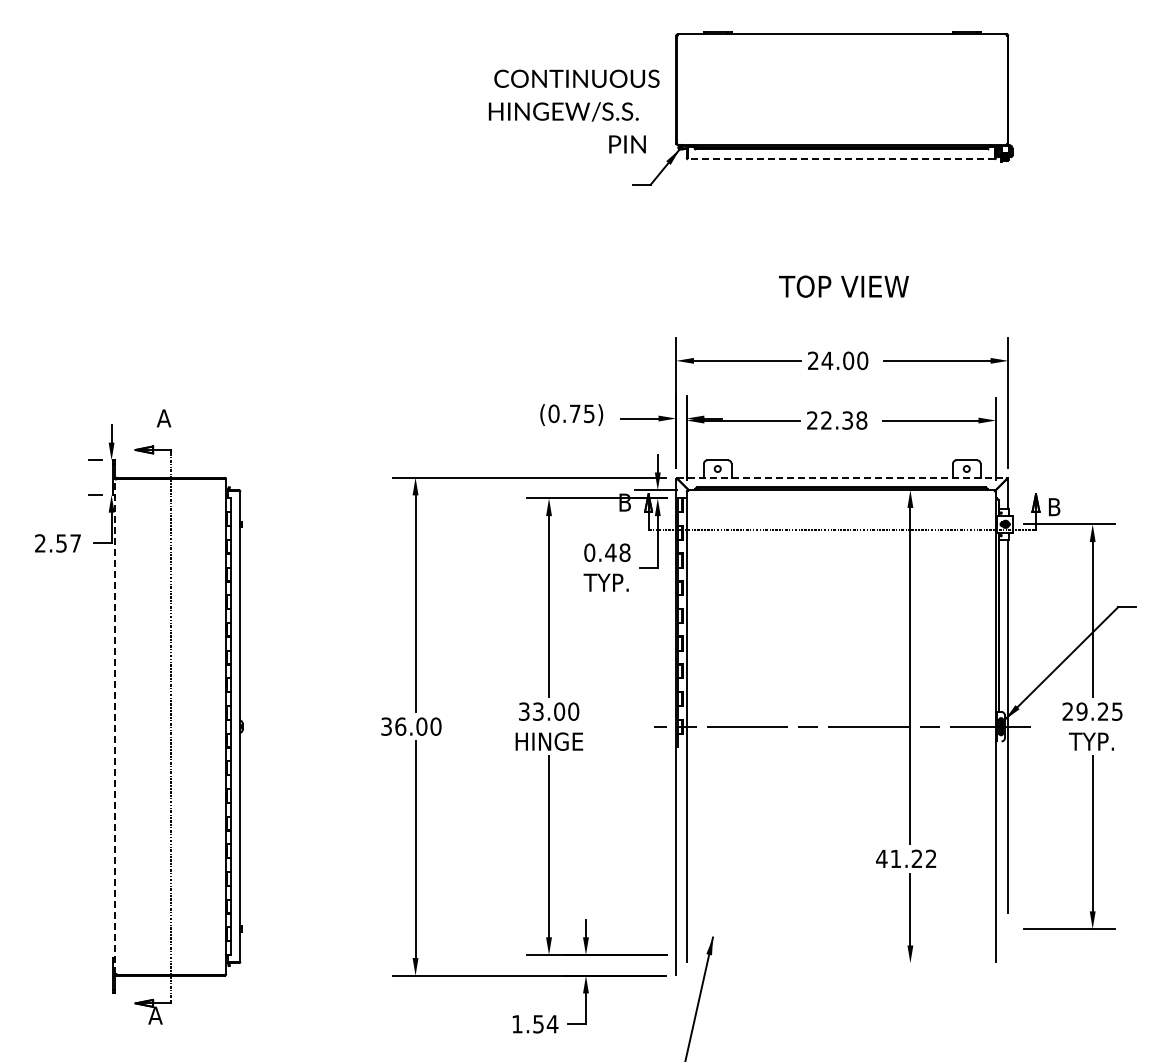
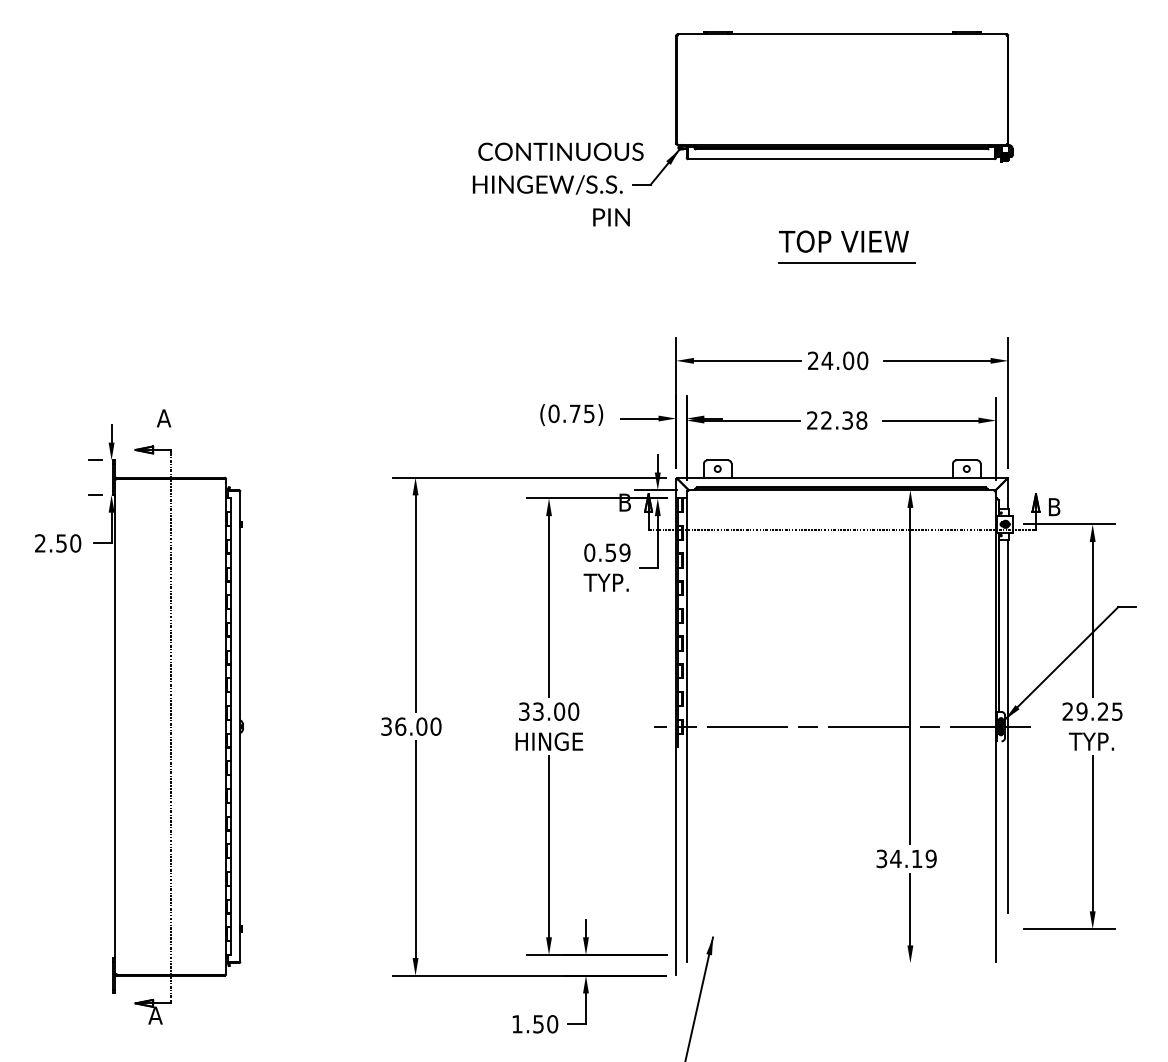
text position: (573, 111) -> (557, 184) (557, 184)
line: dashed -> solid (840, 159)
line: none -> present (846, 263)
text position: (843, 286) -> (843, 241) (843, 241)
line: dashed -> solid (842, 477)
text: 2.57 -> 2.50 (75, 543)
text: 0.48 -> 0.59 (617, 552)
line: dashed -> solid (115, 726)
text: 41.22 -> 34.19 (906, 858)
text: 1.54 -> 1.50 (552, 1024)
